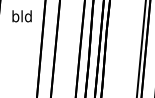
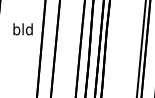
text position: (21, 16) -> (22, 29) (22, 29)
